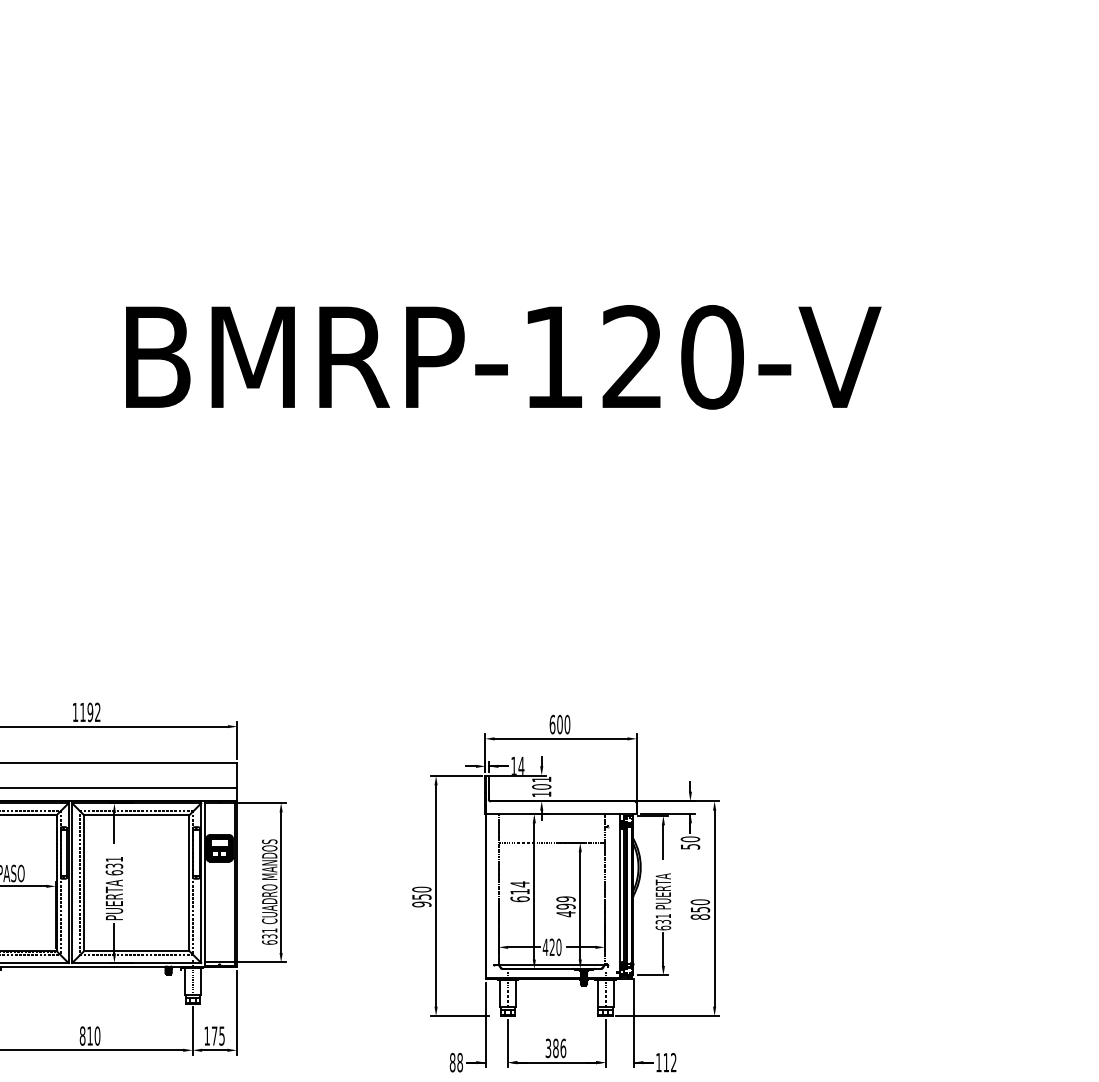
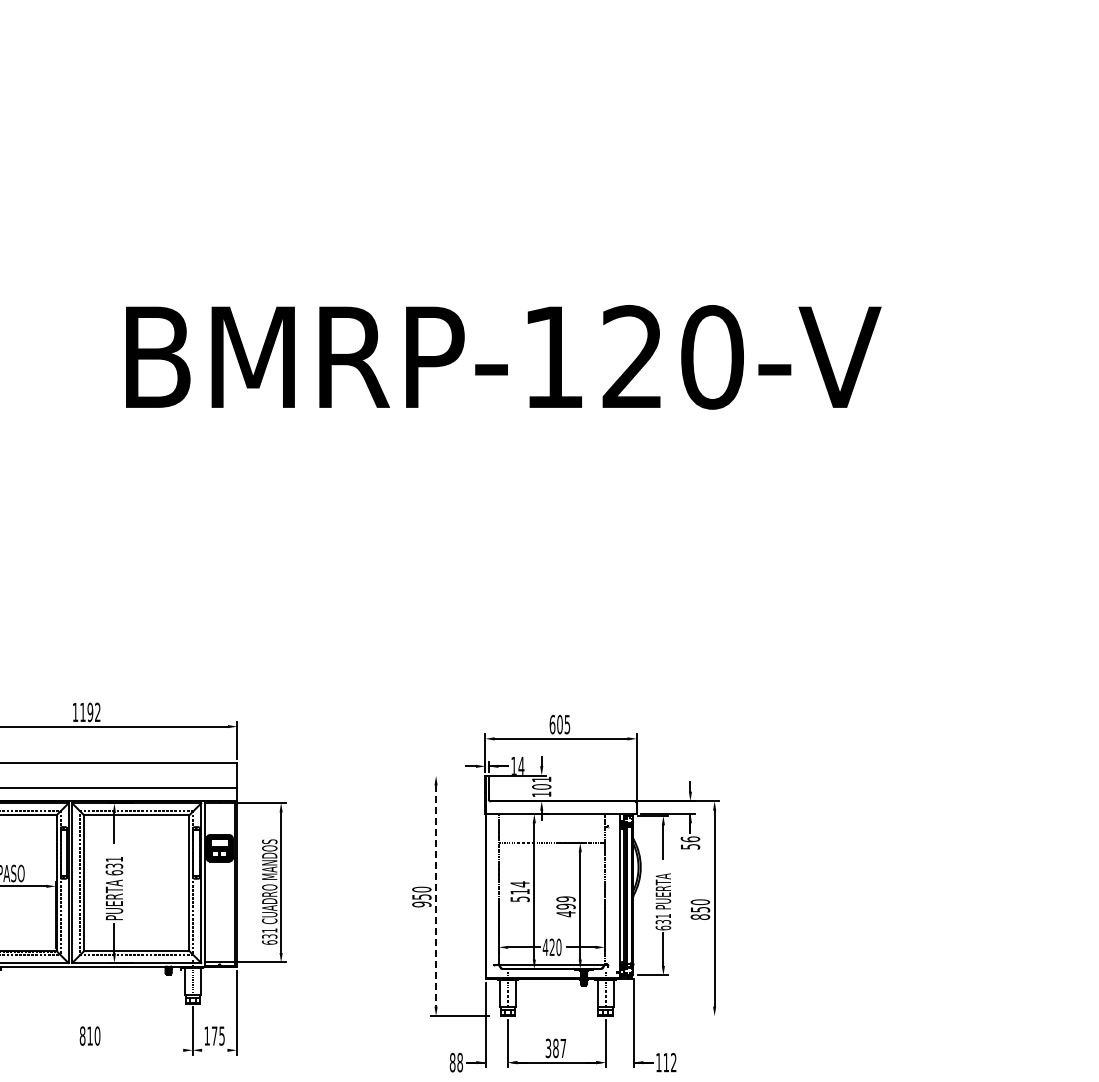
text: 600 -> 605 (567, 724)
line: present -> none (456, 775)
text: 50 -> 56 (689, 839)
line: solid -> dashed (436, 896)
text: 614 -> 514 (519, 899)
line: present -> none (667, 1016)
text: 386 -> 387 (563, 1048)
line: present -> none (92, 1050)
line: present -> none (214, 1050)
